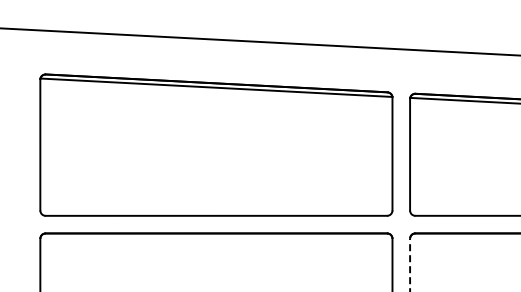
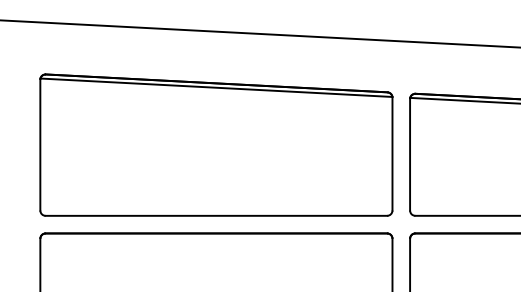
line position: (259, 41) -> (259, 33) (259, 33)
line: dashed -> solid (410, 264)
